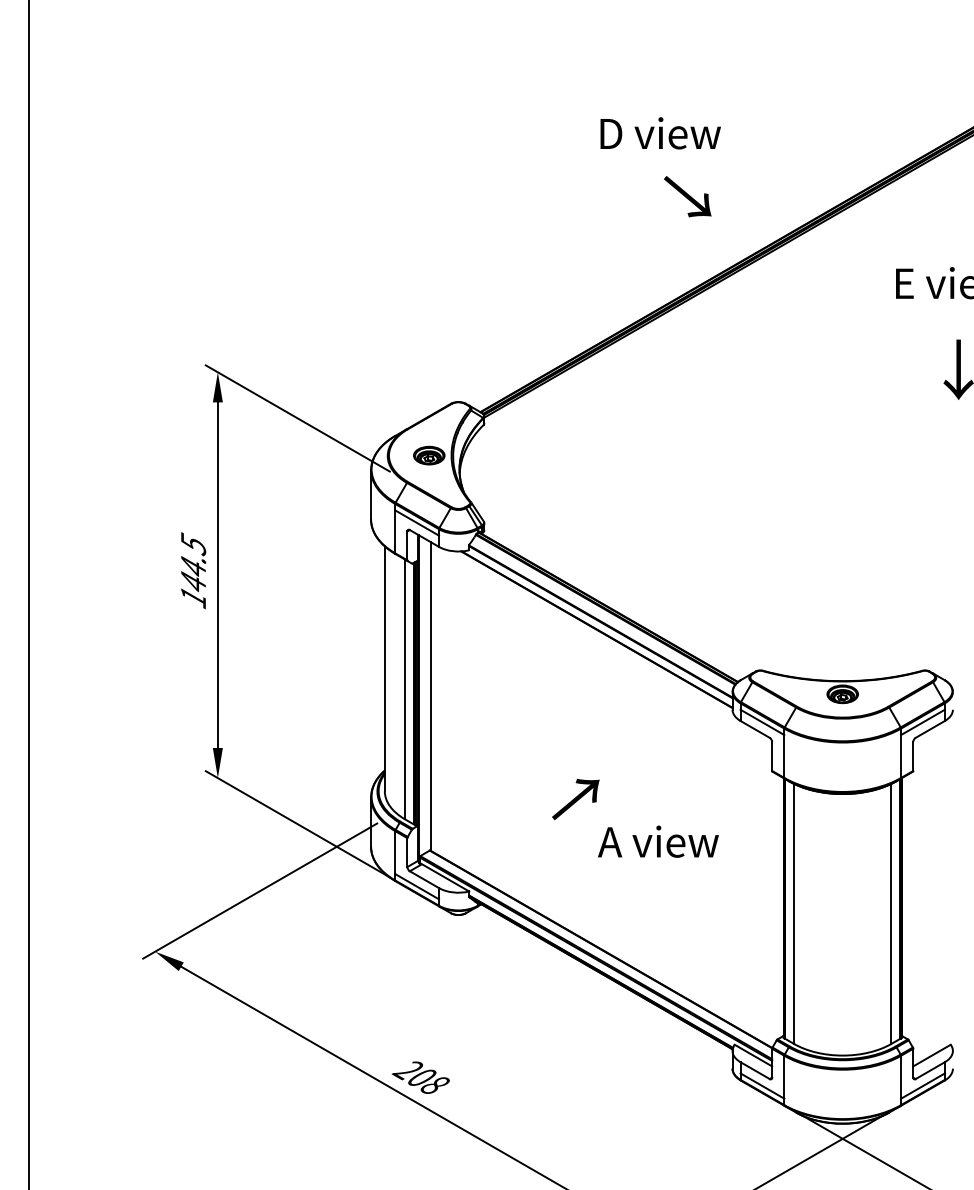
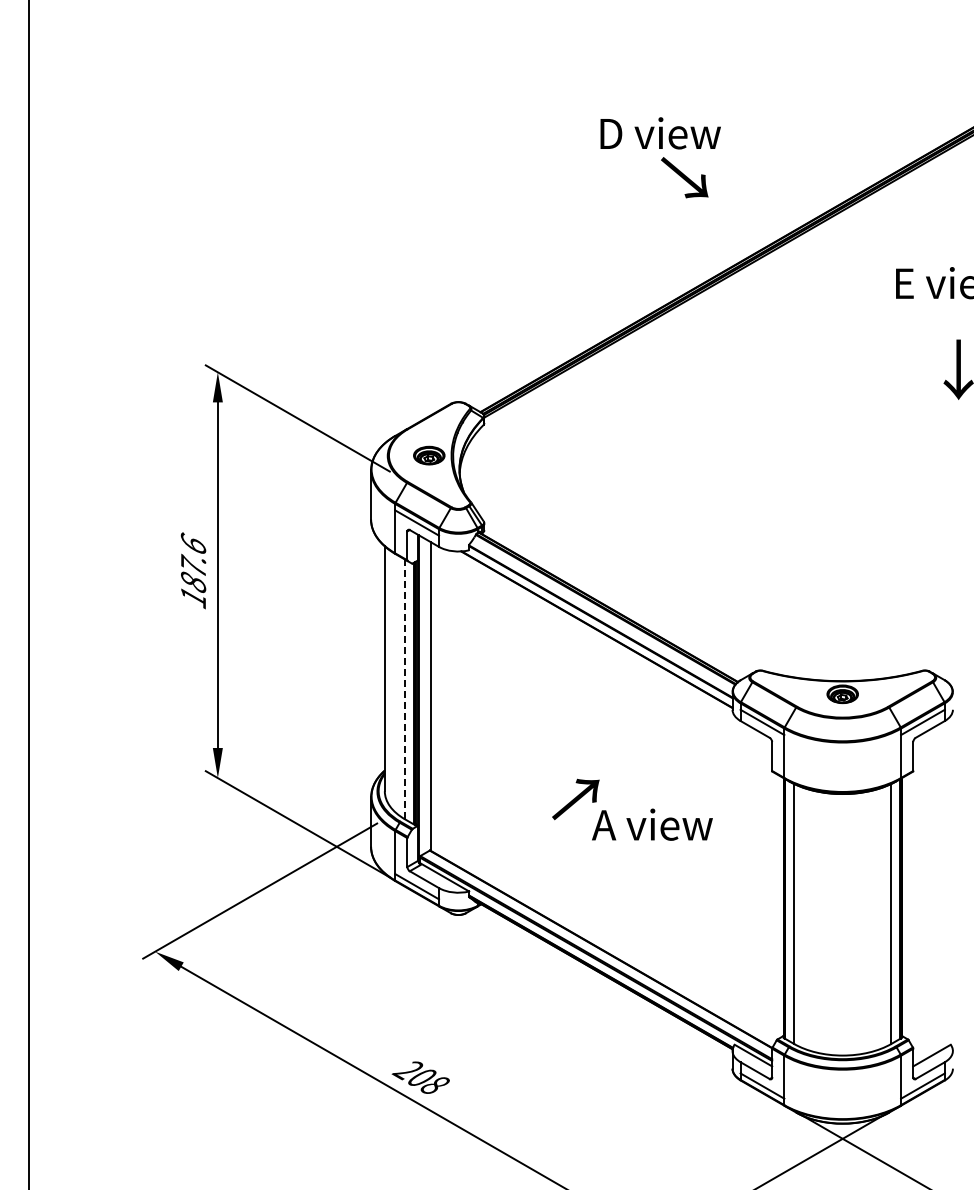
text position: (687, 196) -> (684, 177) (684, 177)
text: 144.5 -> 187.6 (193, 562)
line: solid -> dashed (404, 689)
text position: (658, 841) -> (652, 824) (652, 824)
